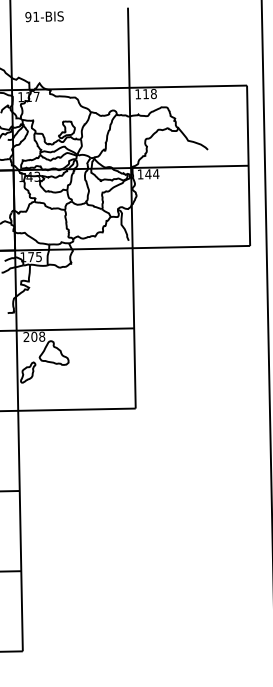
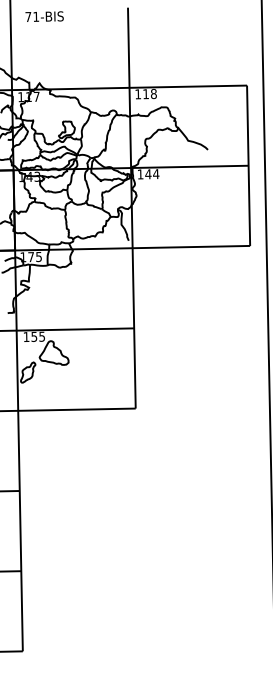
text: 91-BIS -> 71-BIS (28, 17)
text: 208 -> 155 (34, 336)
